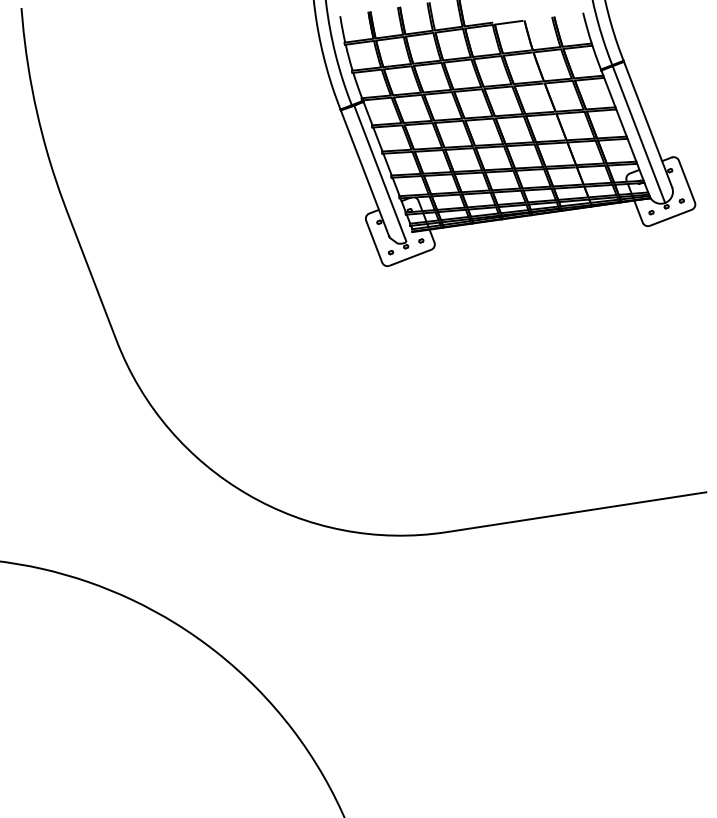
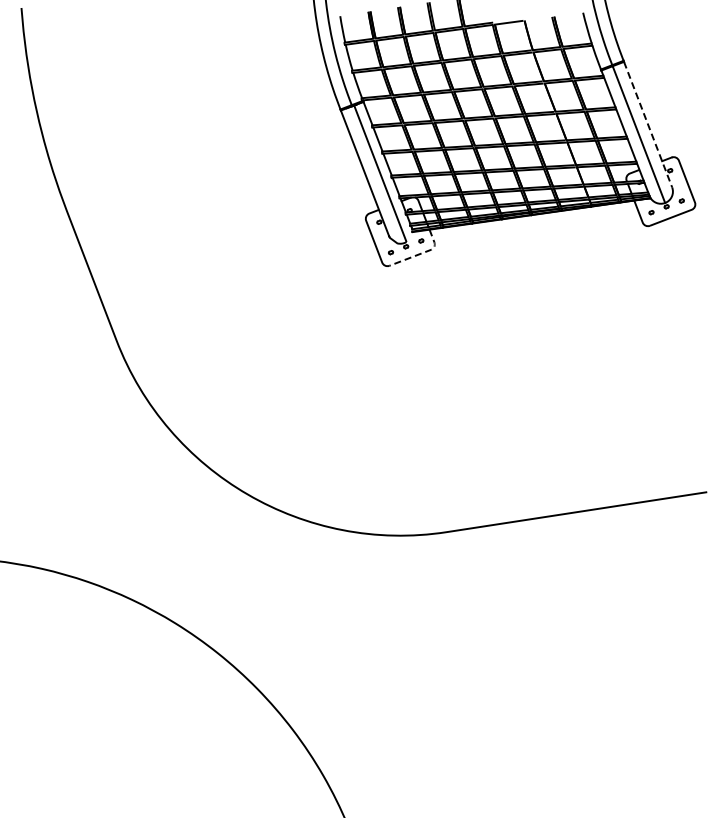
line: solid -> dashed (648, 125)
line: solid -> dashed (424, 252)
